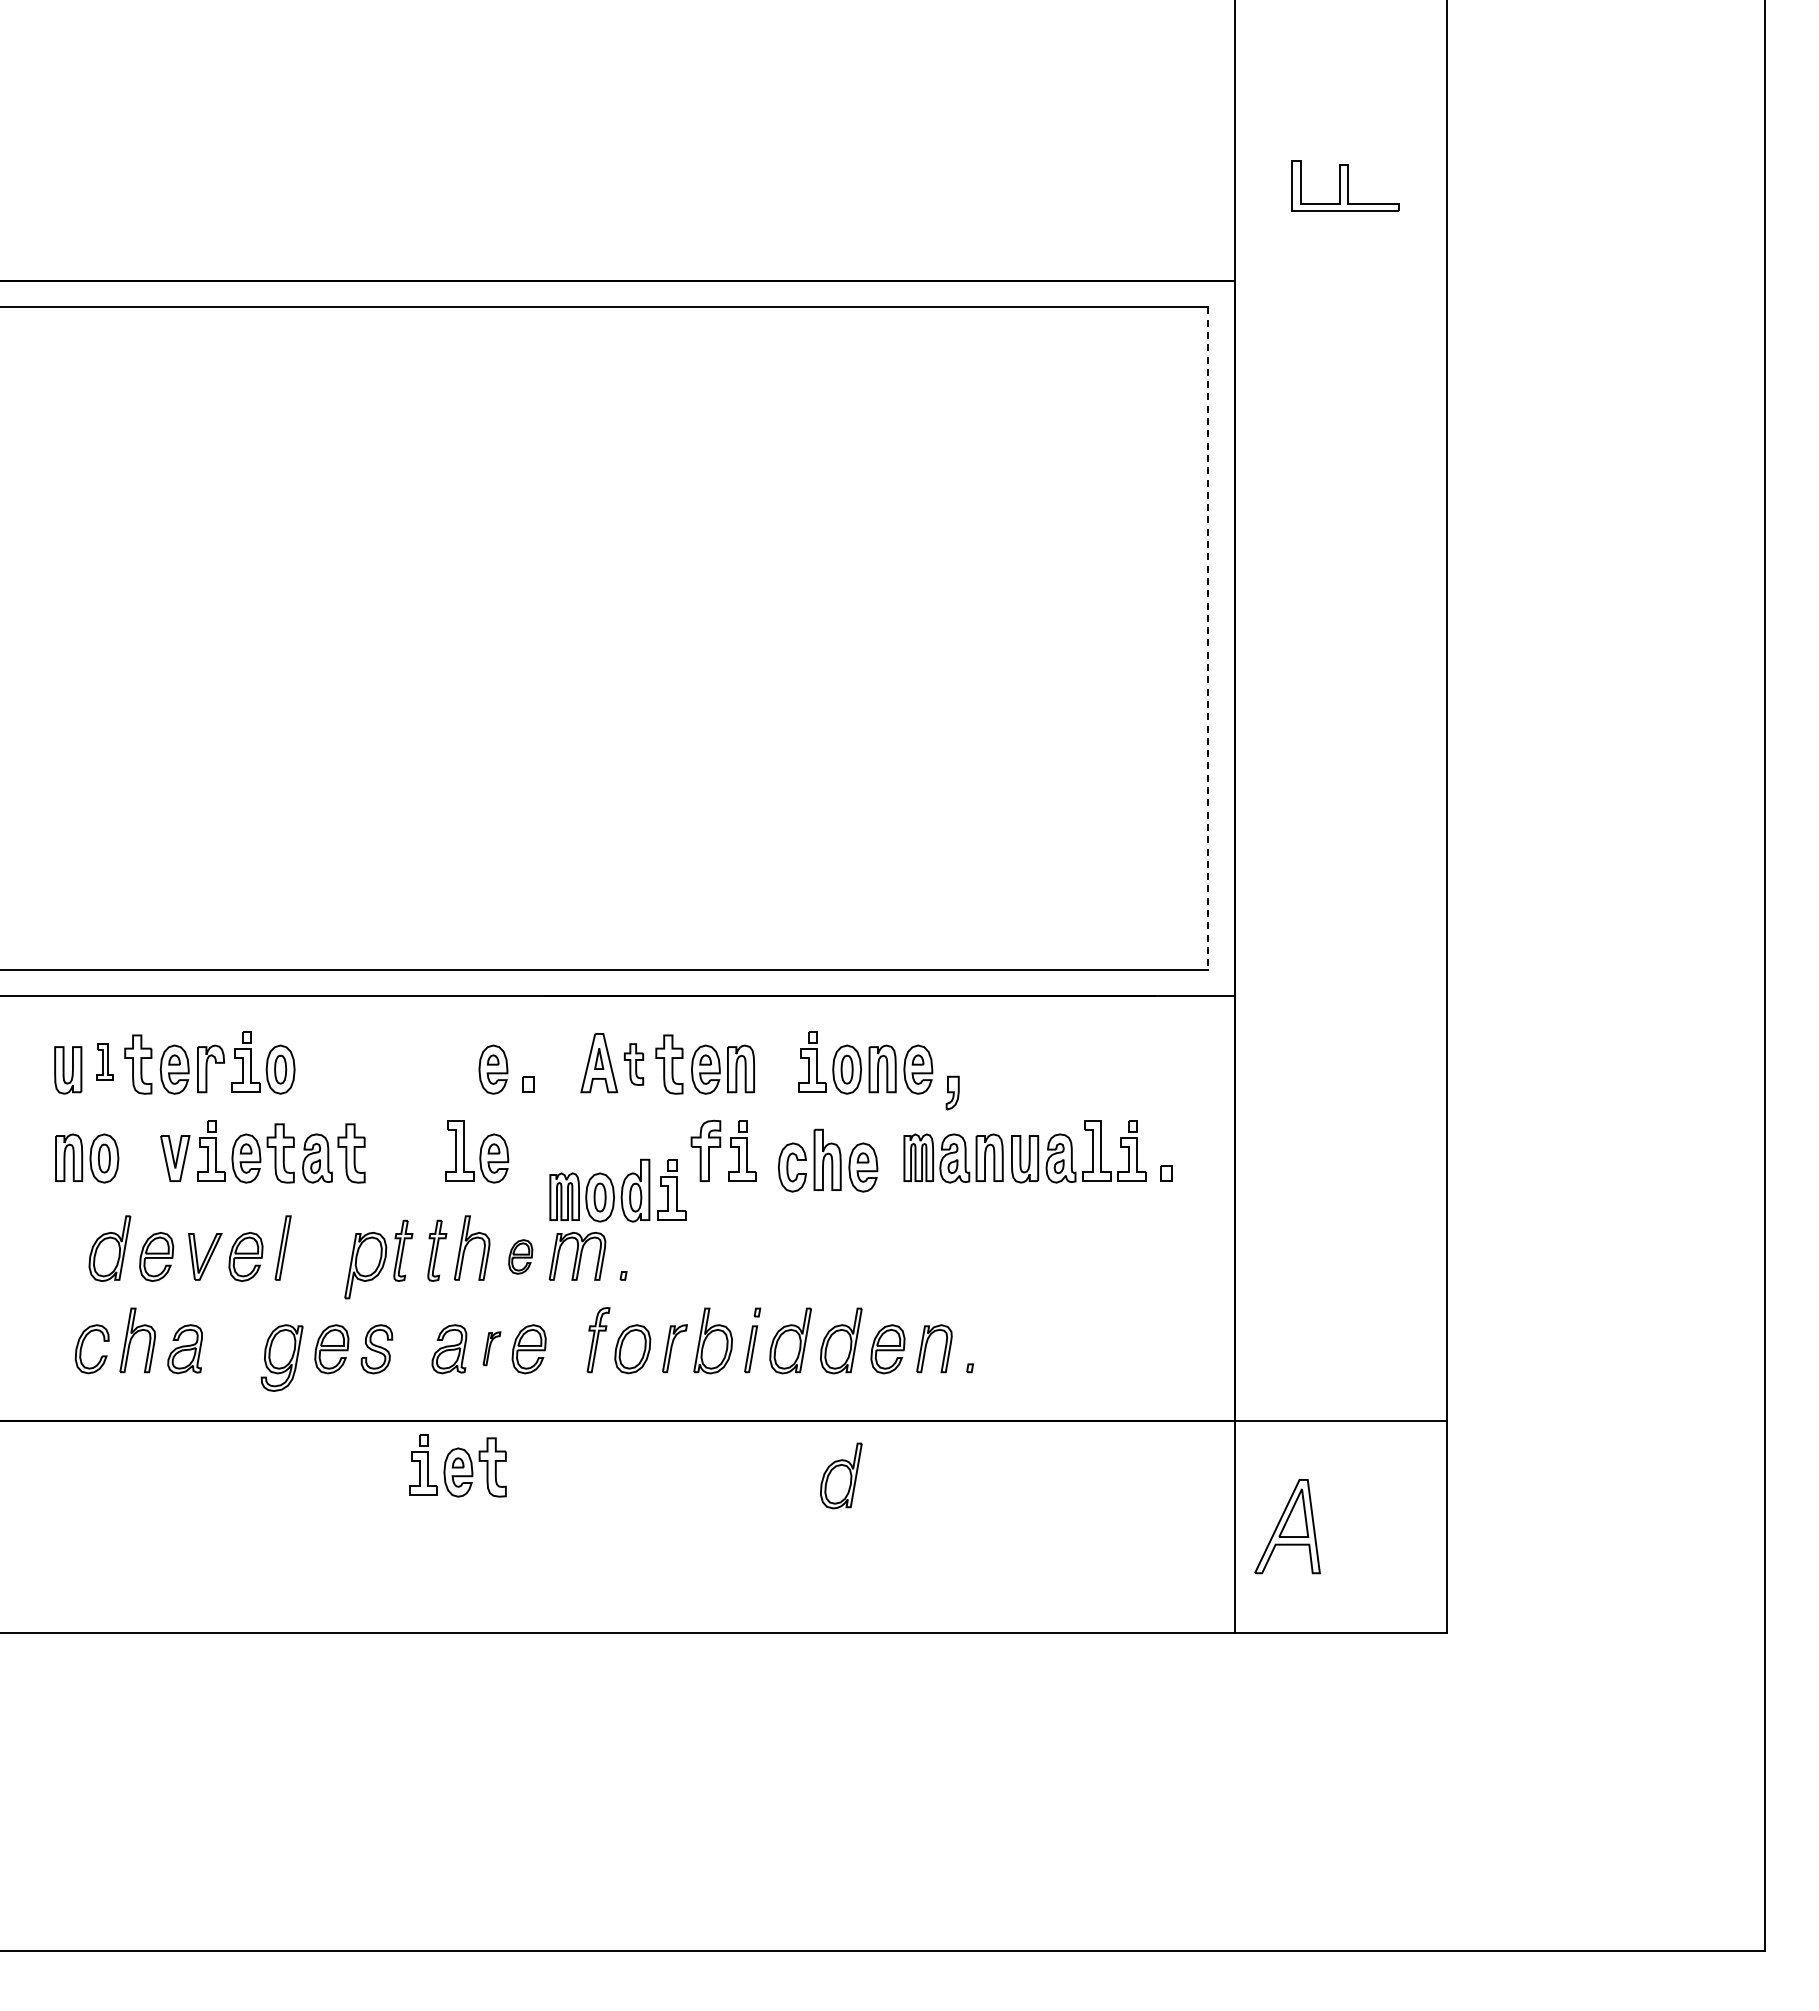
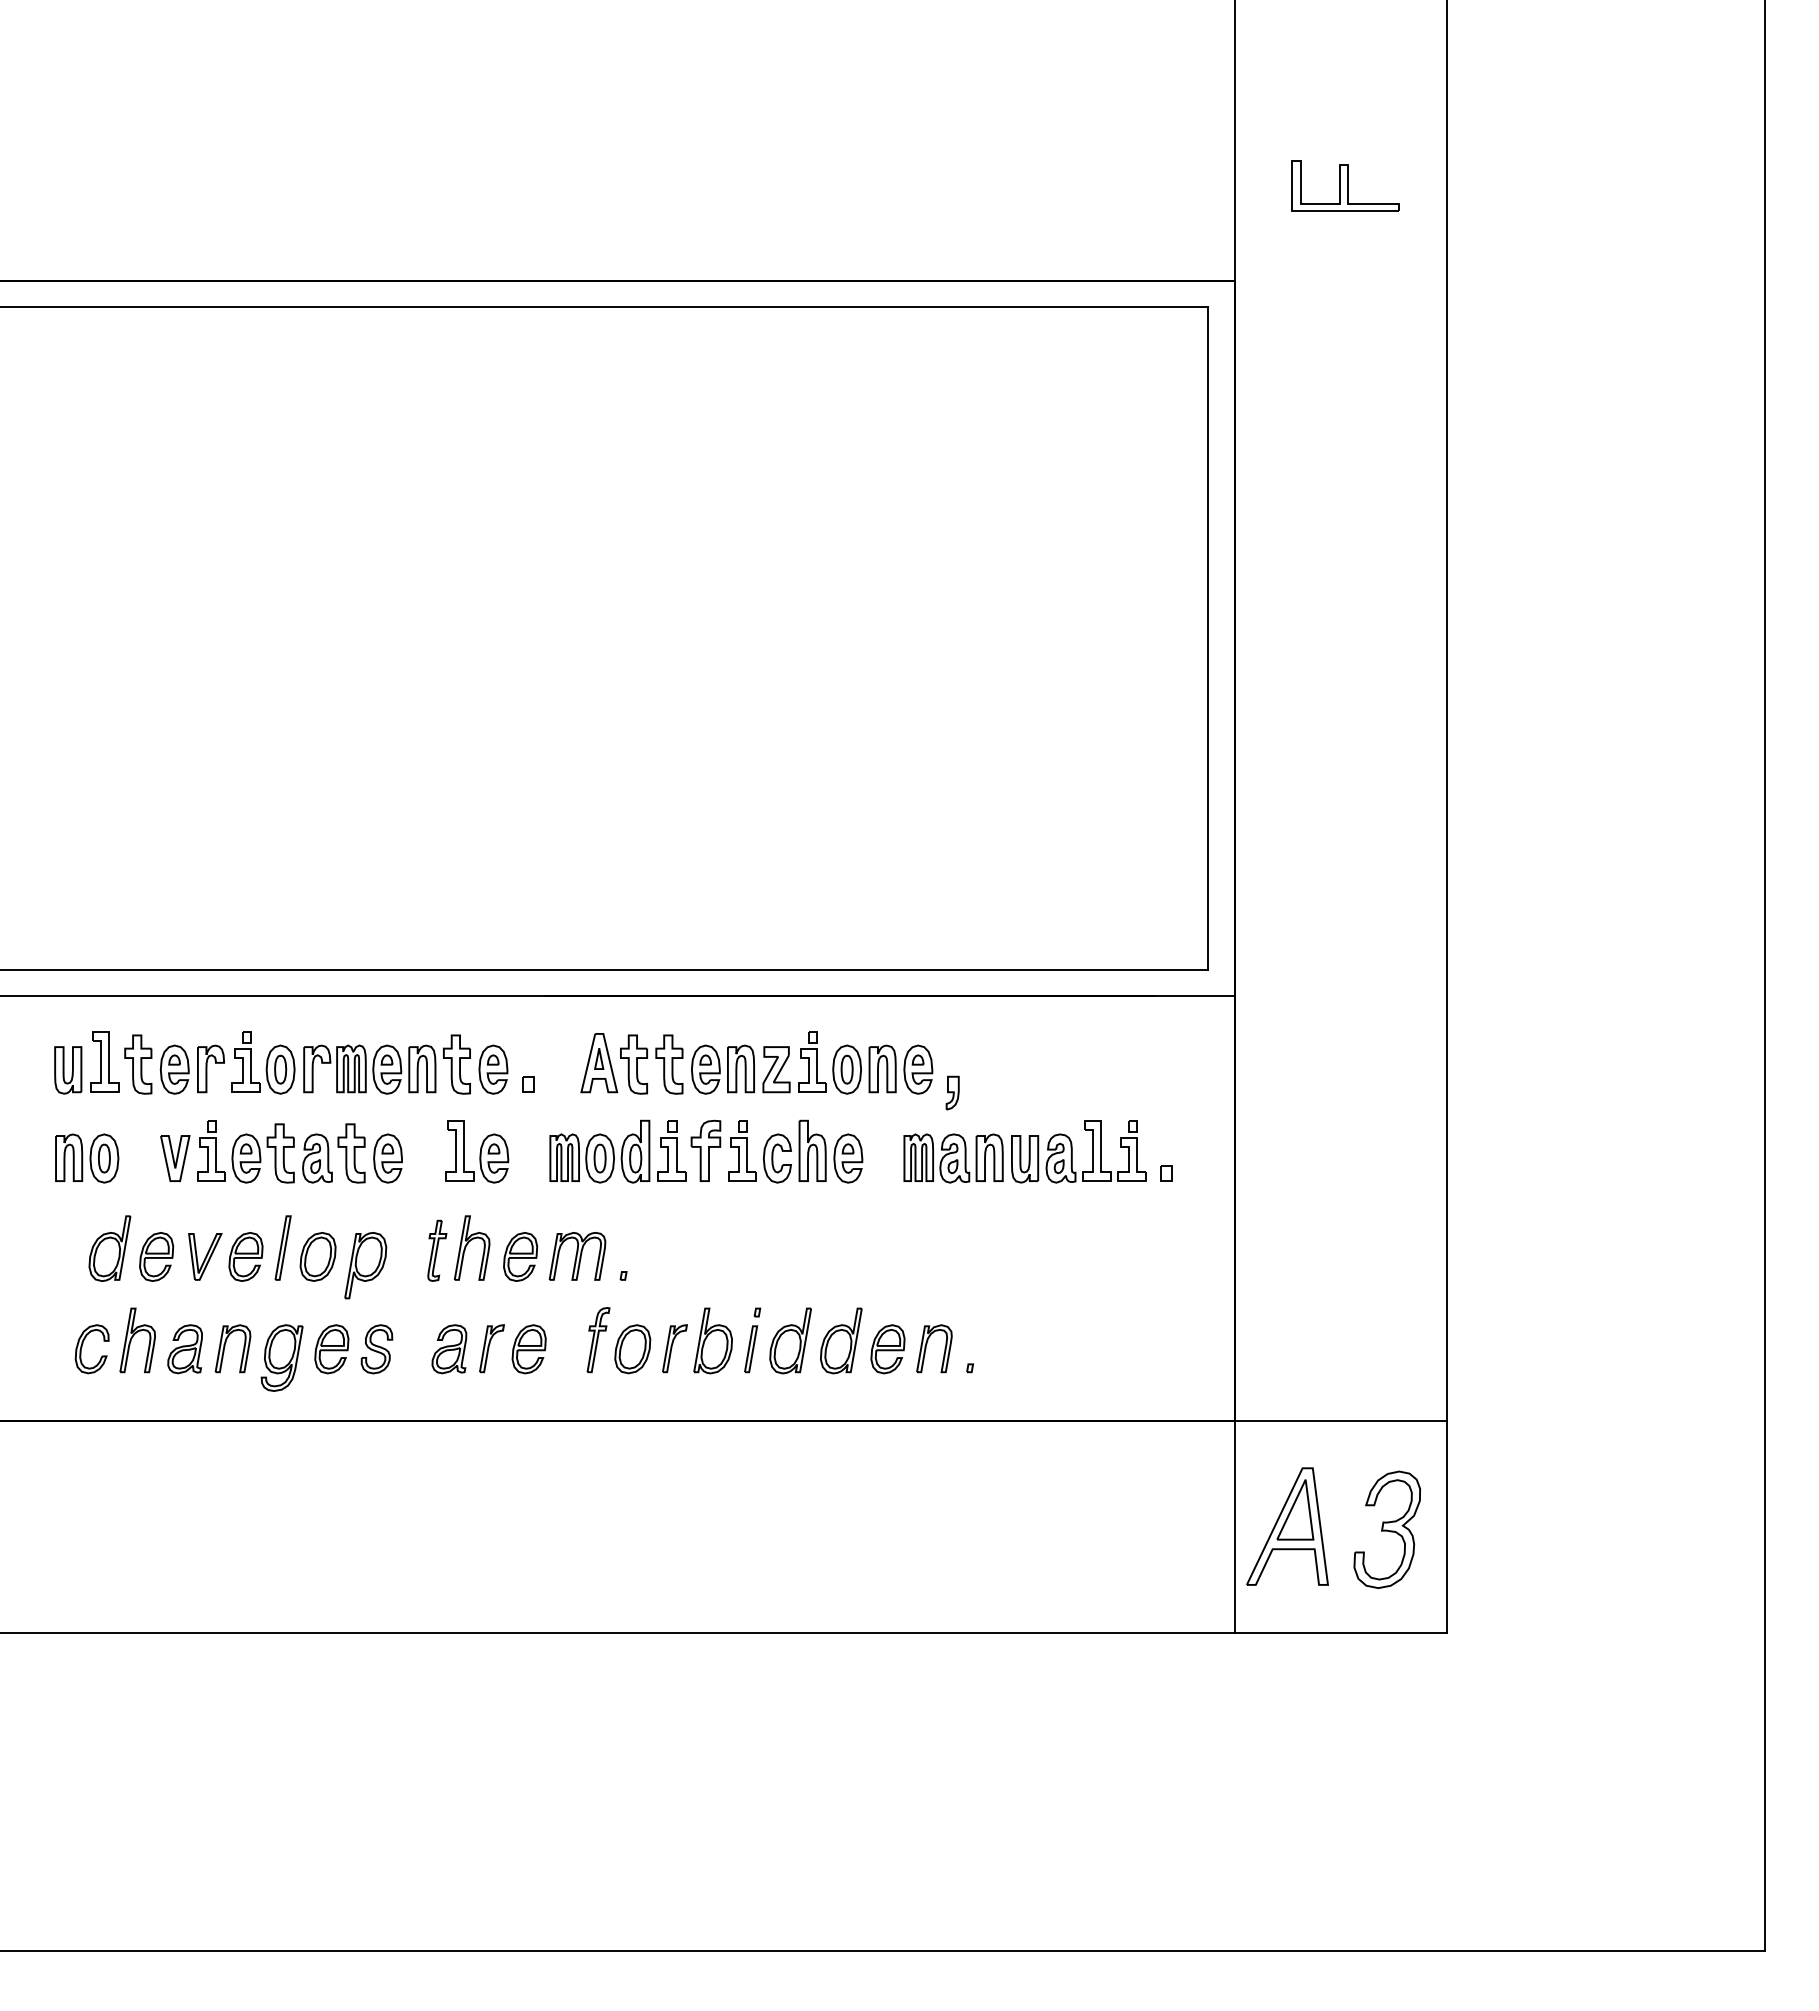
line: dashed -> solid (1208, 639)
part size: 18x38 px -> 30x62 px (104, 1061)
part: none -> present (386, 1064)
part size: 22x43 px -> 28x61 px (633, 1064)
part: none -> present (776, 1069)
part: none -> present (387, 1158)
part position: (828, 1160) -> (813, 1151) (813, 1151)
part position: (617, 1190) -> (617, 1151) (617, 1151)
part: present -> none (403, 1250)
part: none -> present (317, 1256)
part size: 26x36 px -> 36x50 px (520, 1256)
part: none -> present (225, 1347)
part size: 20x36 px -> 26x50 px (491, 1348)
part: present -> none (457, 1465)
part: present -> none (841, 1475)
part size: 67x96 px -> 83x119 px (1287, 1526)
part: none -> present (1386, 1529)
